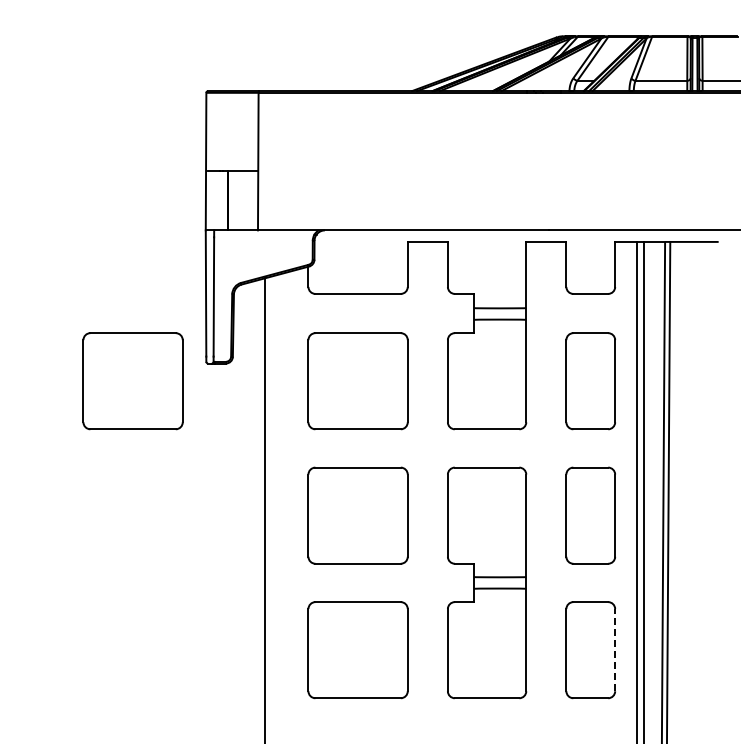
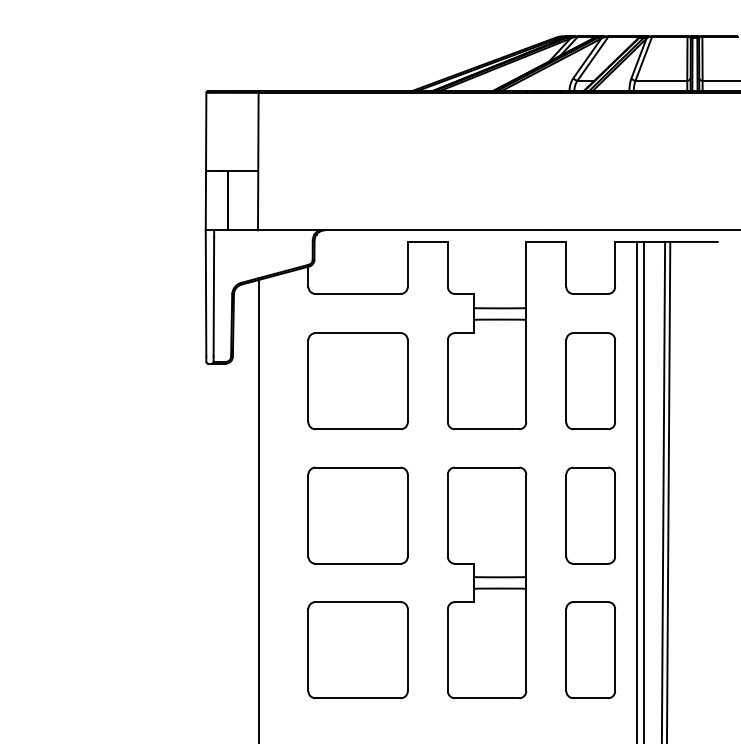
part: present -> none (132, 381)
line position: (264, 509) -> (258, 509) (258, 509)
line: dashed -> solid (615, 649)
